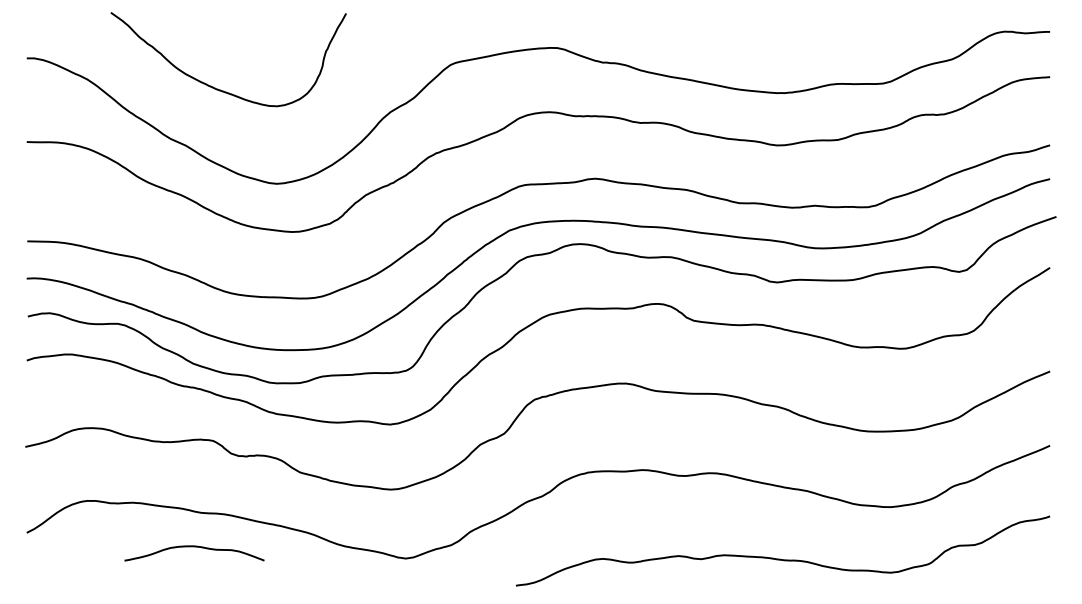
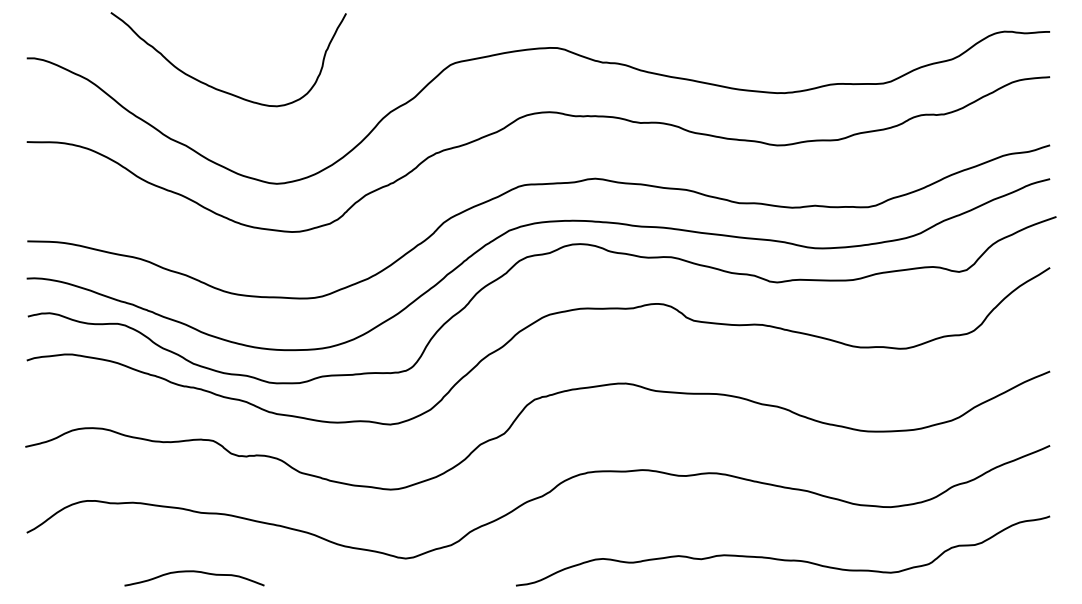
curve position: (194, 547) -> (194, 572) (194, 572)
